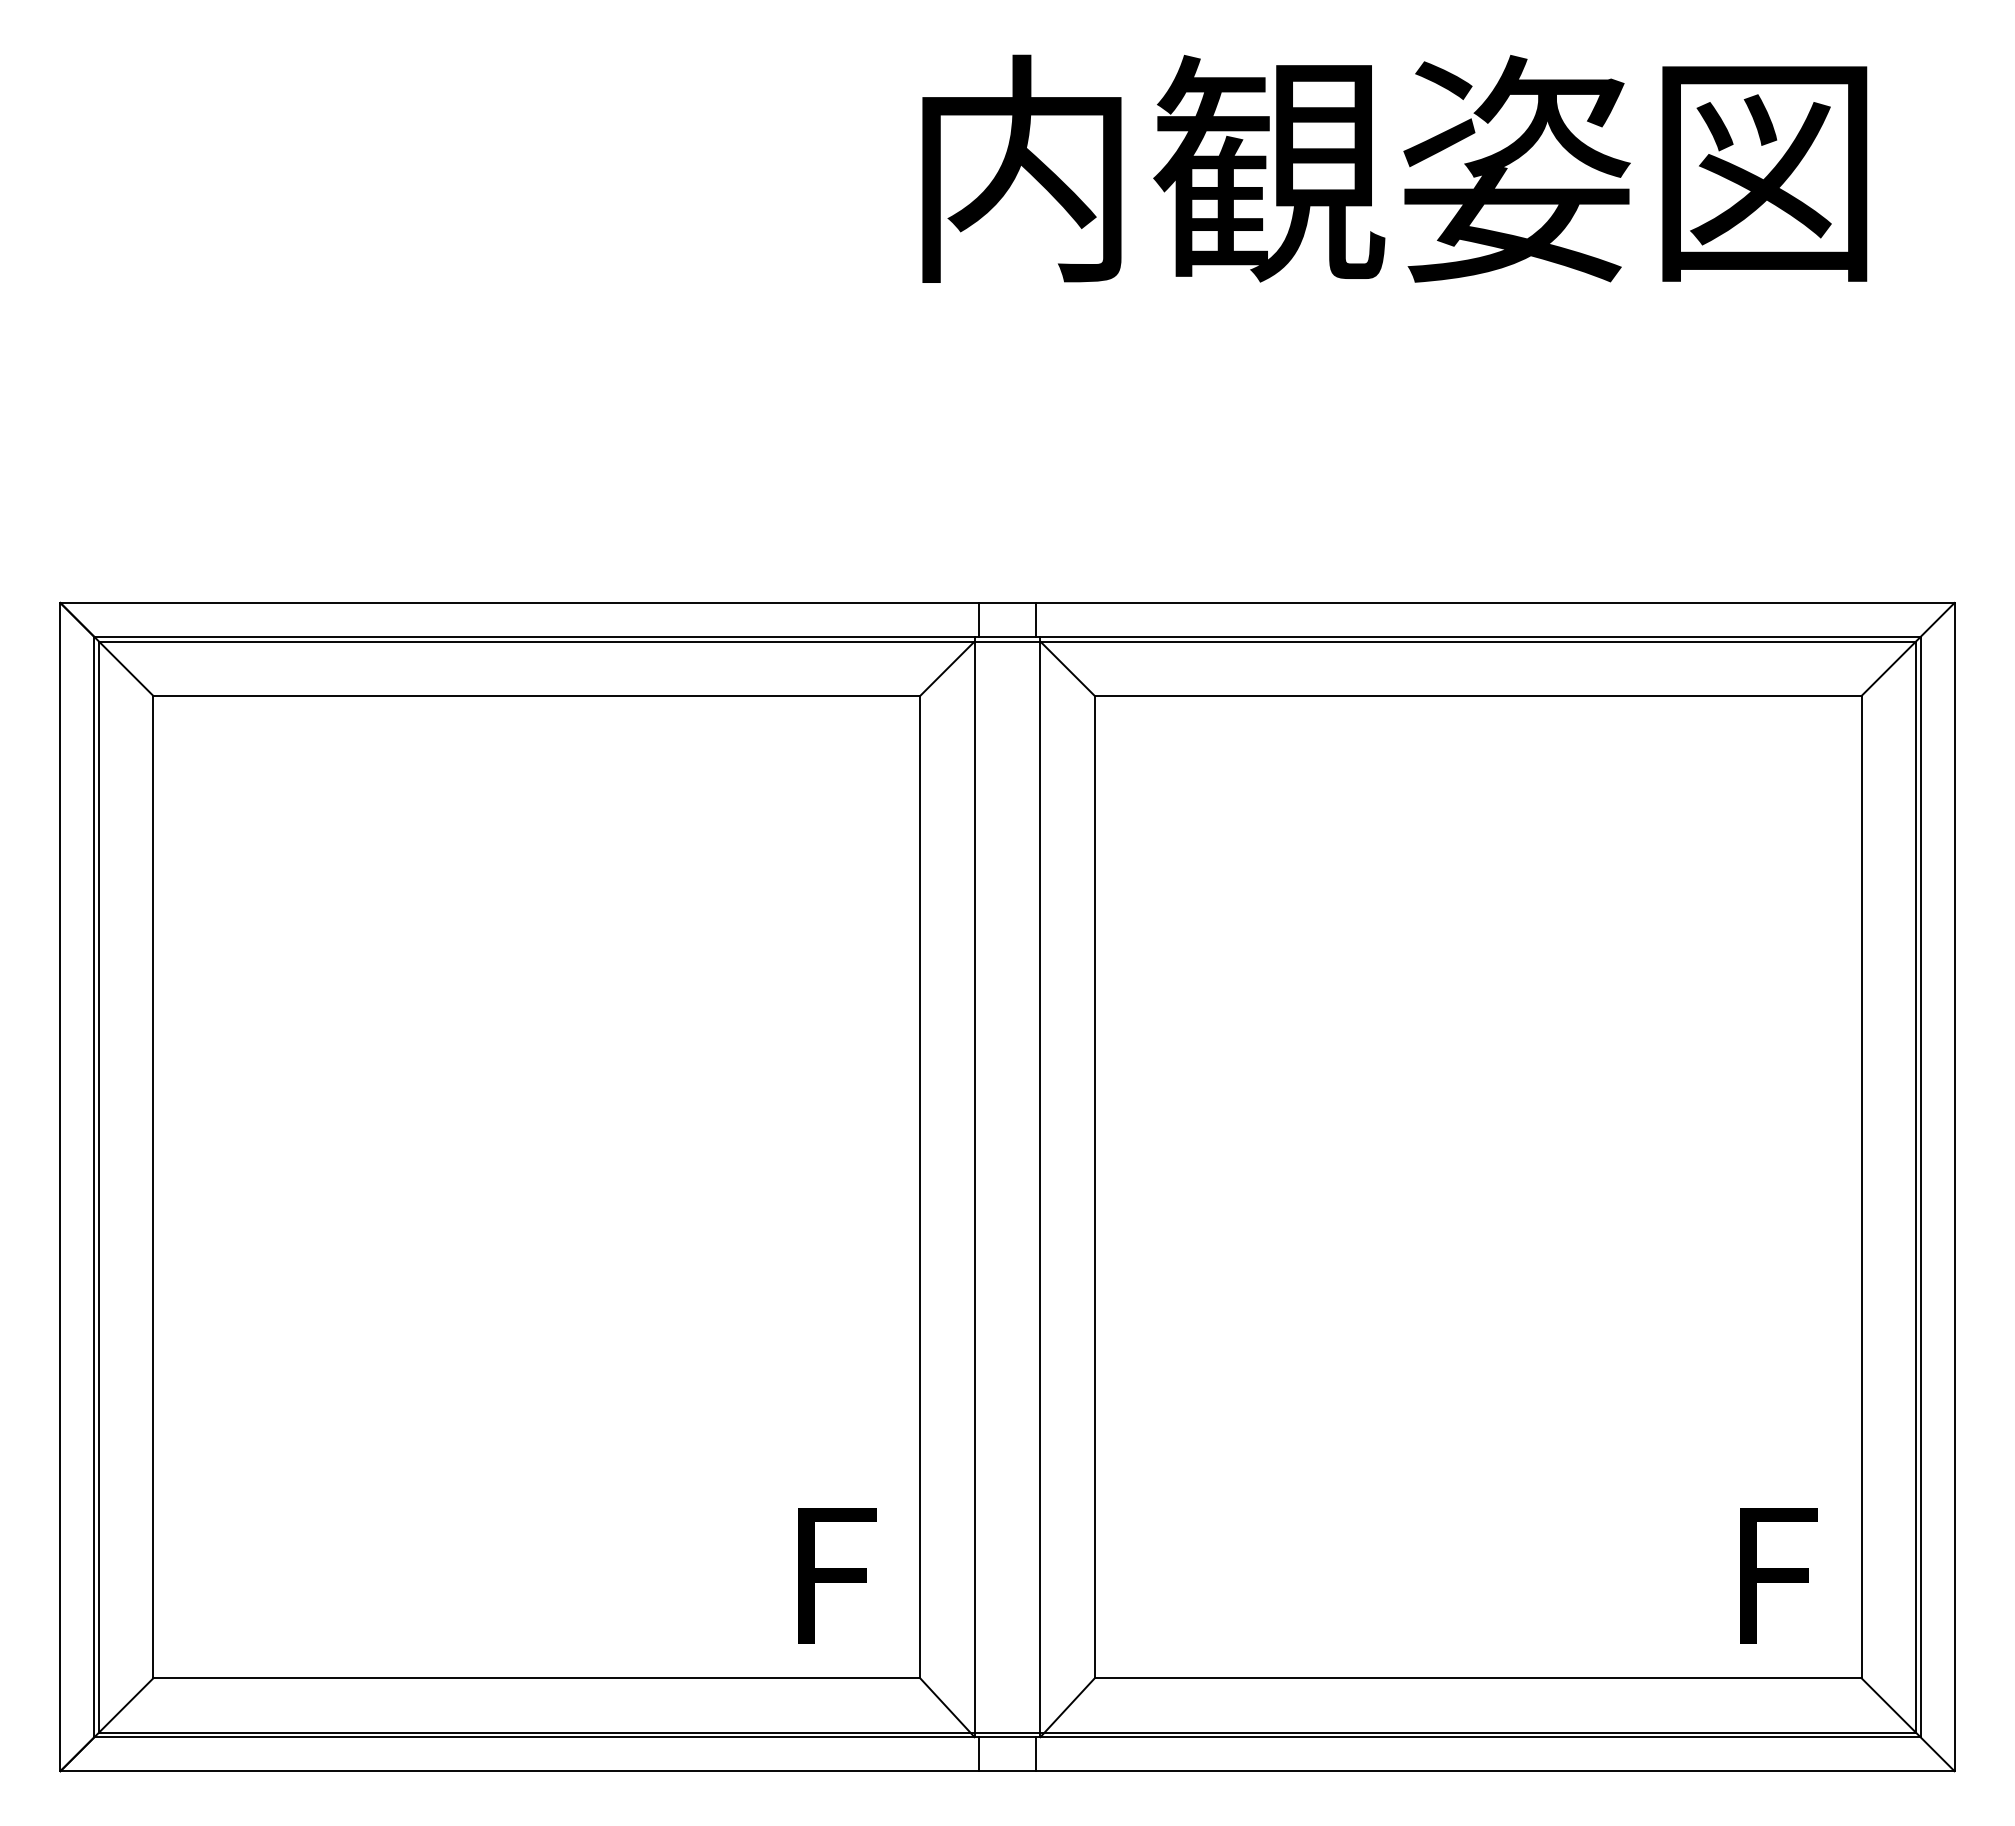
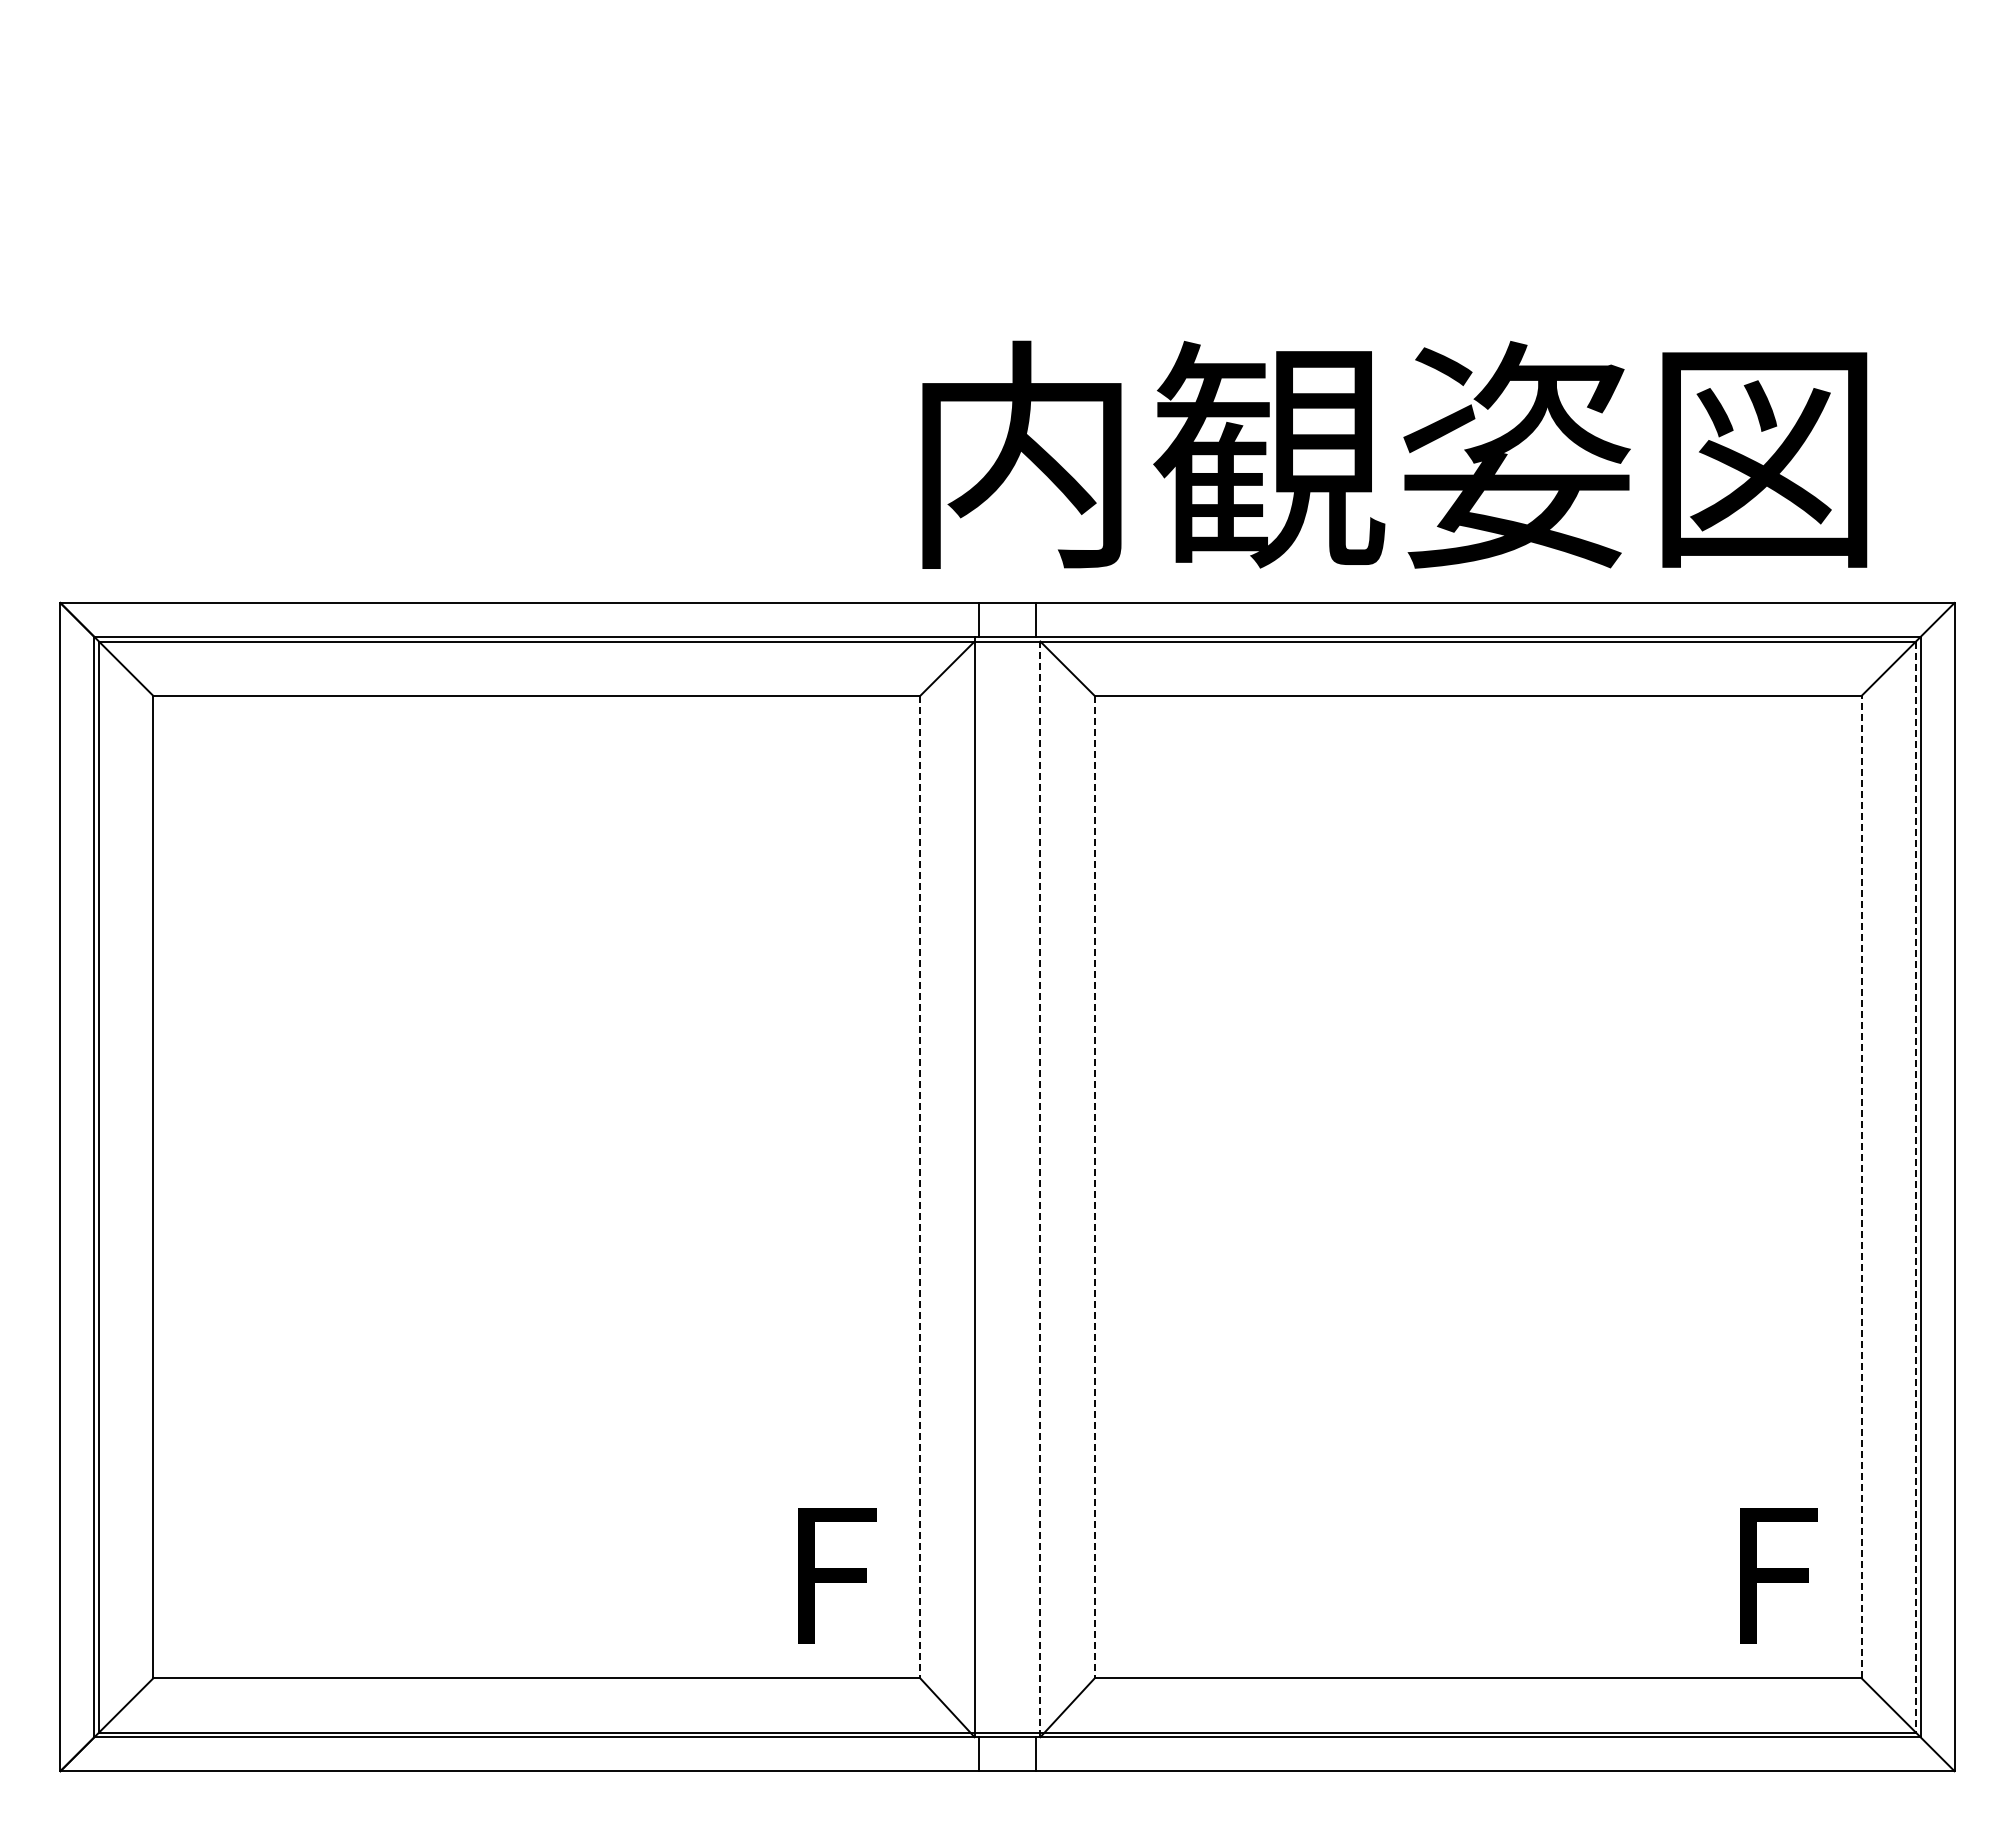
text position: (1394, 168) -> (1394, 454) (1394, 454)
line: solid -> dashed (1040, 1186)
line: solid -> dashed (1861, 1186)
line: solid -> dashed (920, 1187)
line: solid -> dashed (1094, 1187)
line: solid -> dashed (1915, 1187)
